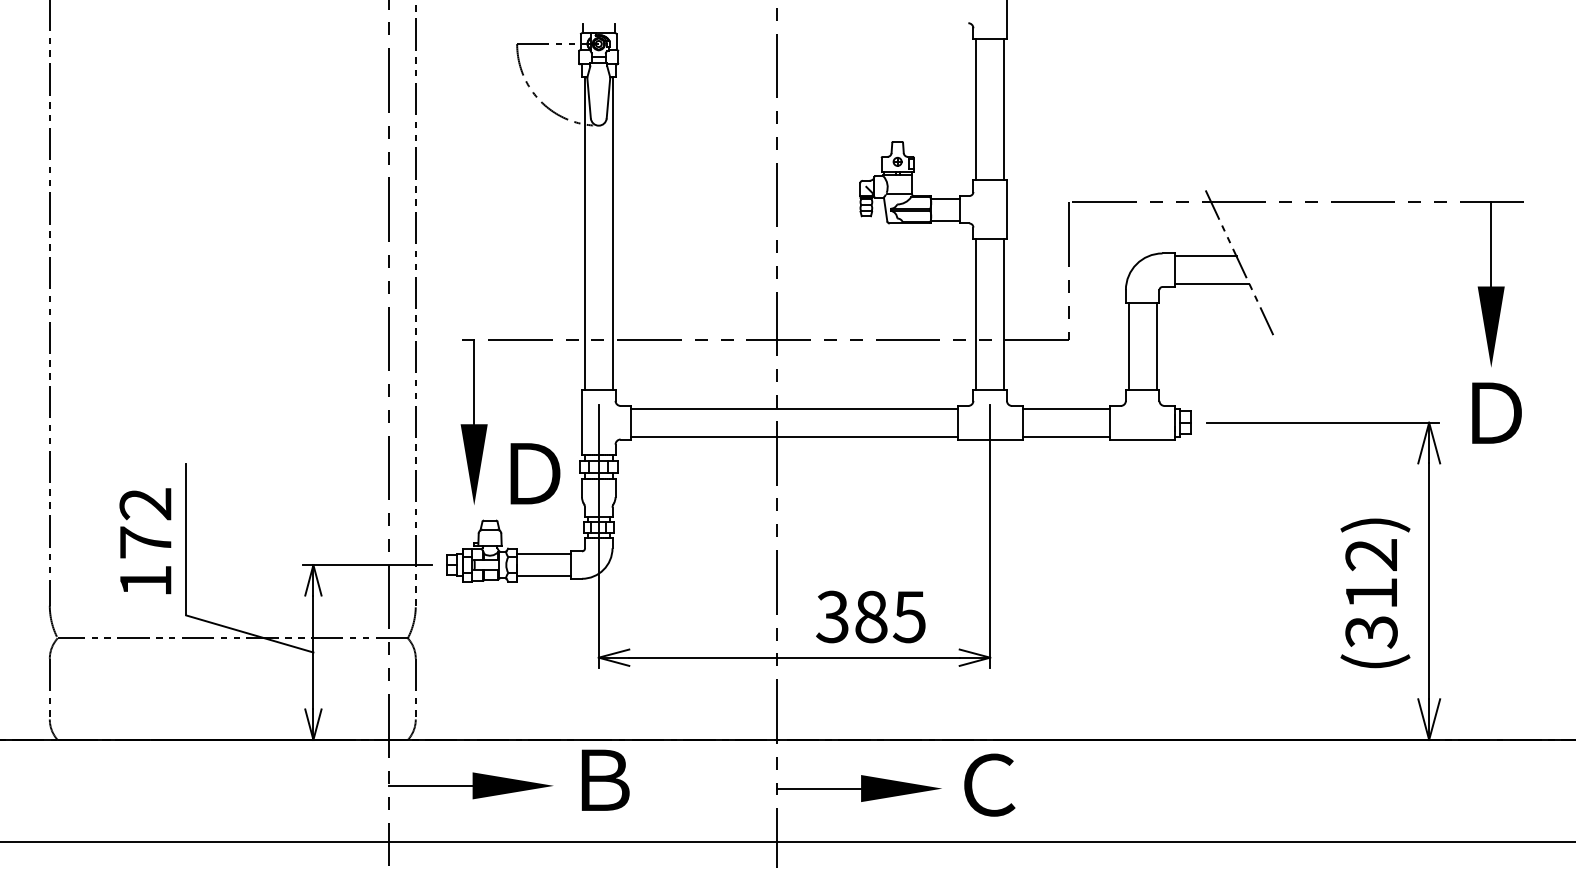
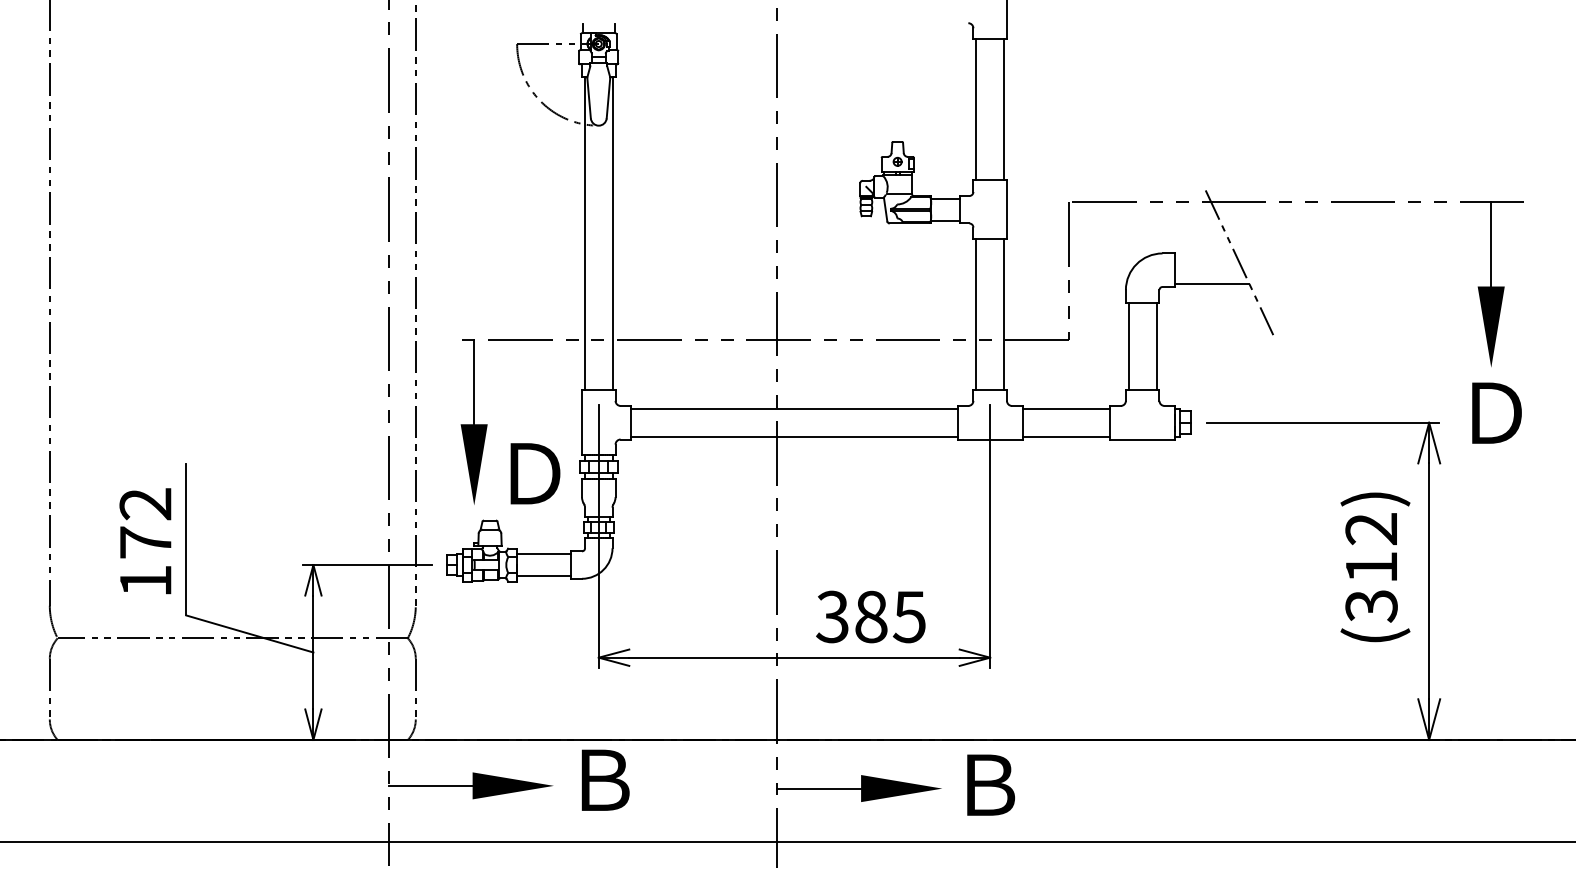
line: present -> none (1205, 256)
text position: (1375, 593) -> (1375, 567) (1375, 567)
text: Ｃ -> Ｂ (989, 784)
